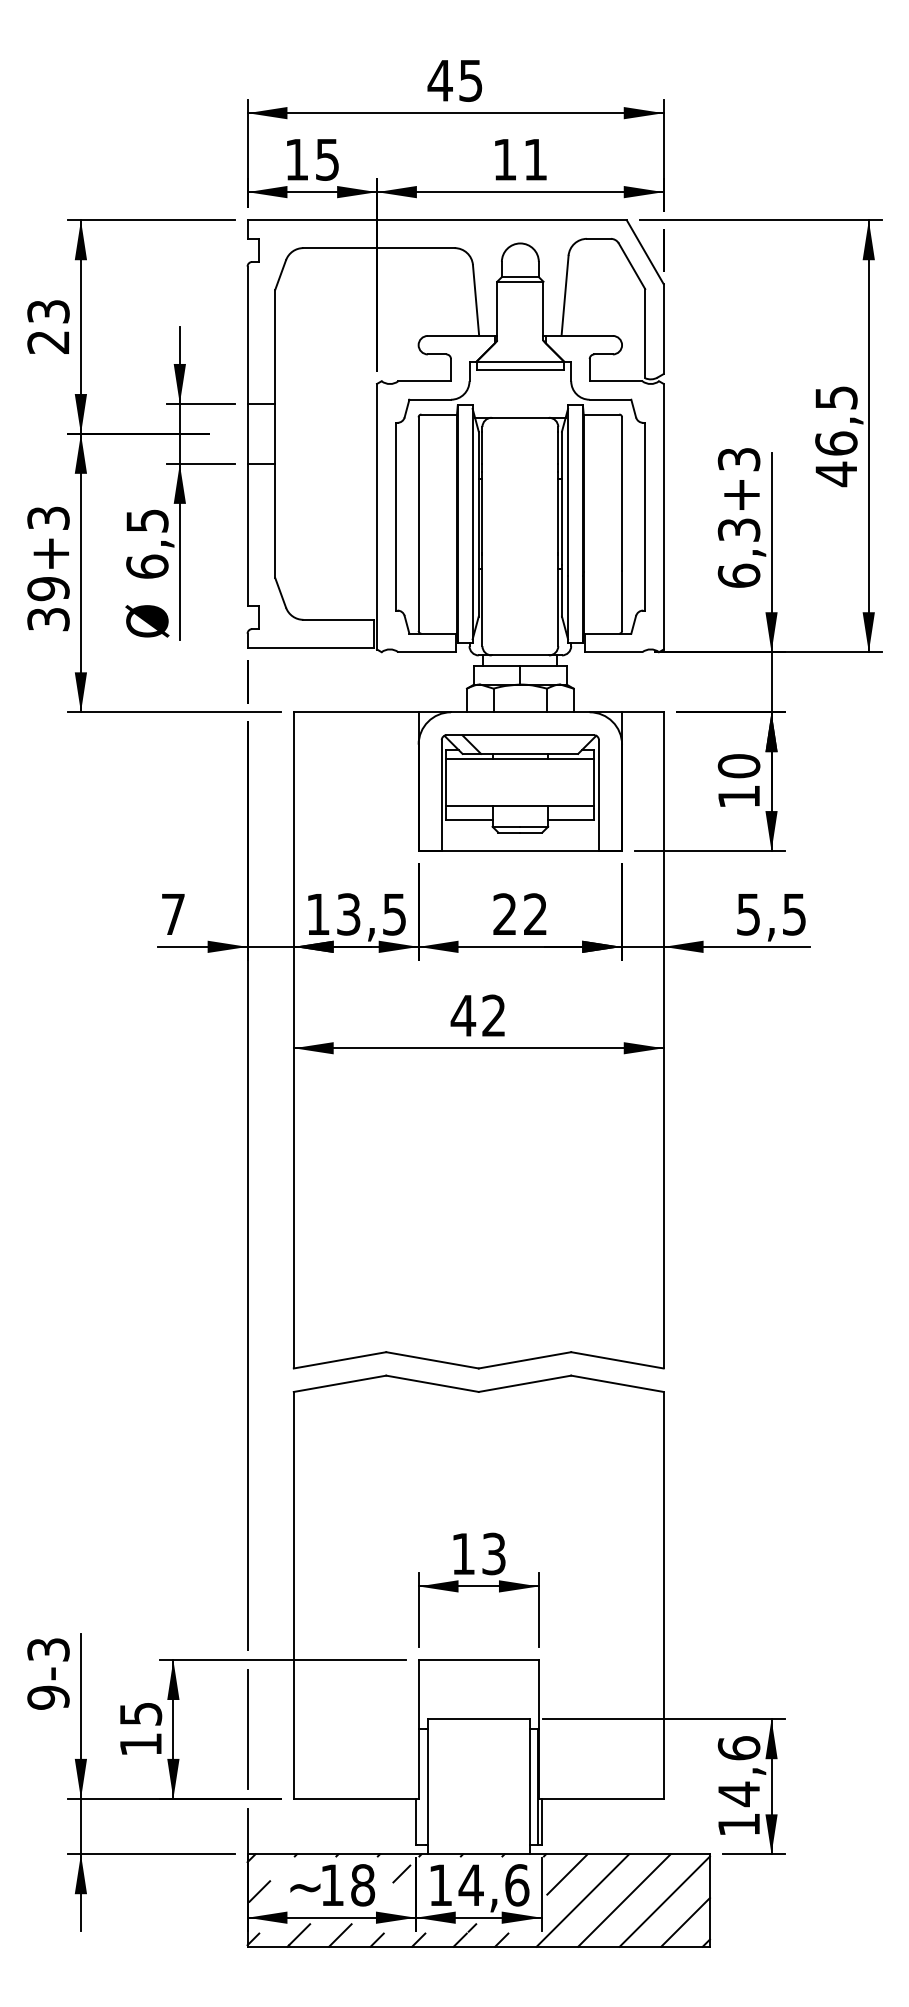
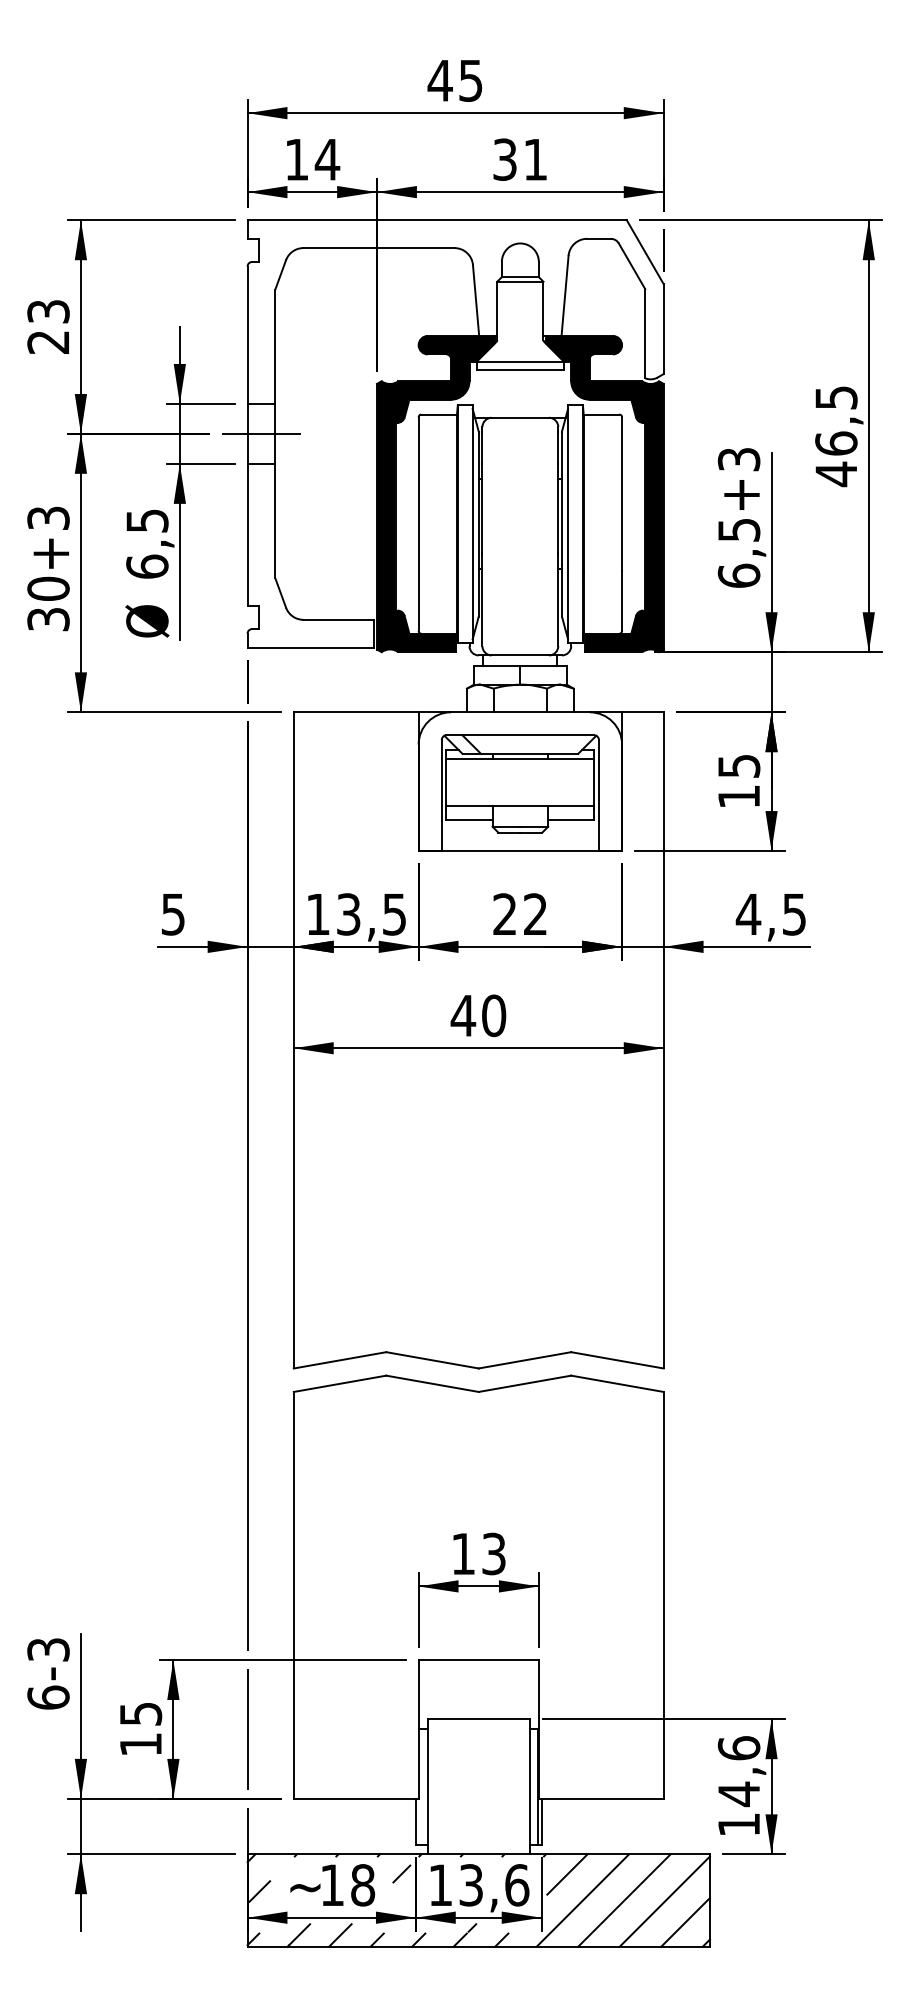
text: 15 -> 14 (327, 159)
text: 11 -> 31 (504, 159)
line: none -> present (261, 433)
fill: none -> present (435, 493)
fill: none -> present (604, 493)
text: 6,3 -> 6,5 (738, 529)
text: 39 -> 30 (48, 588)
text: 10 -> 15 (738, 766)
text: 7 -> 5 (172, 914)
text: 5,5 -> 4,5 (748, 914)
text: 42 -> 40 (494, 1015)
text: 9 -> 6 (48, 1697)
text: 14,6 -> 13,6 (470, 1885)
